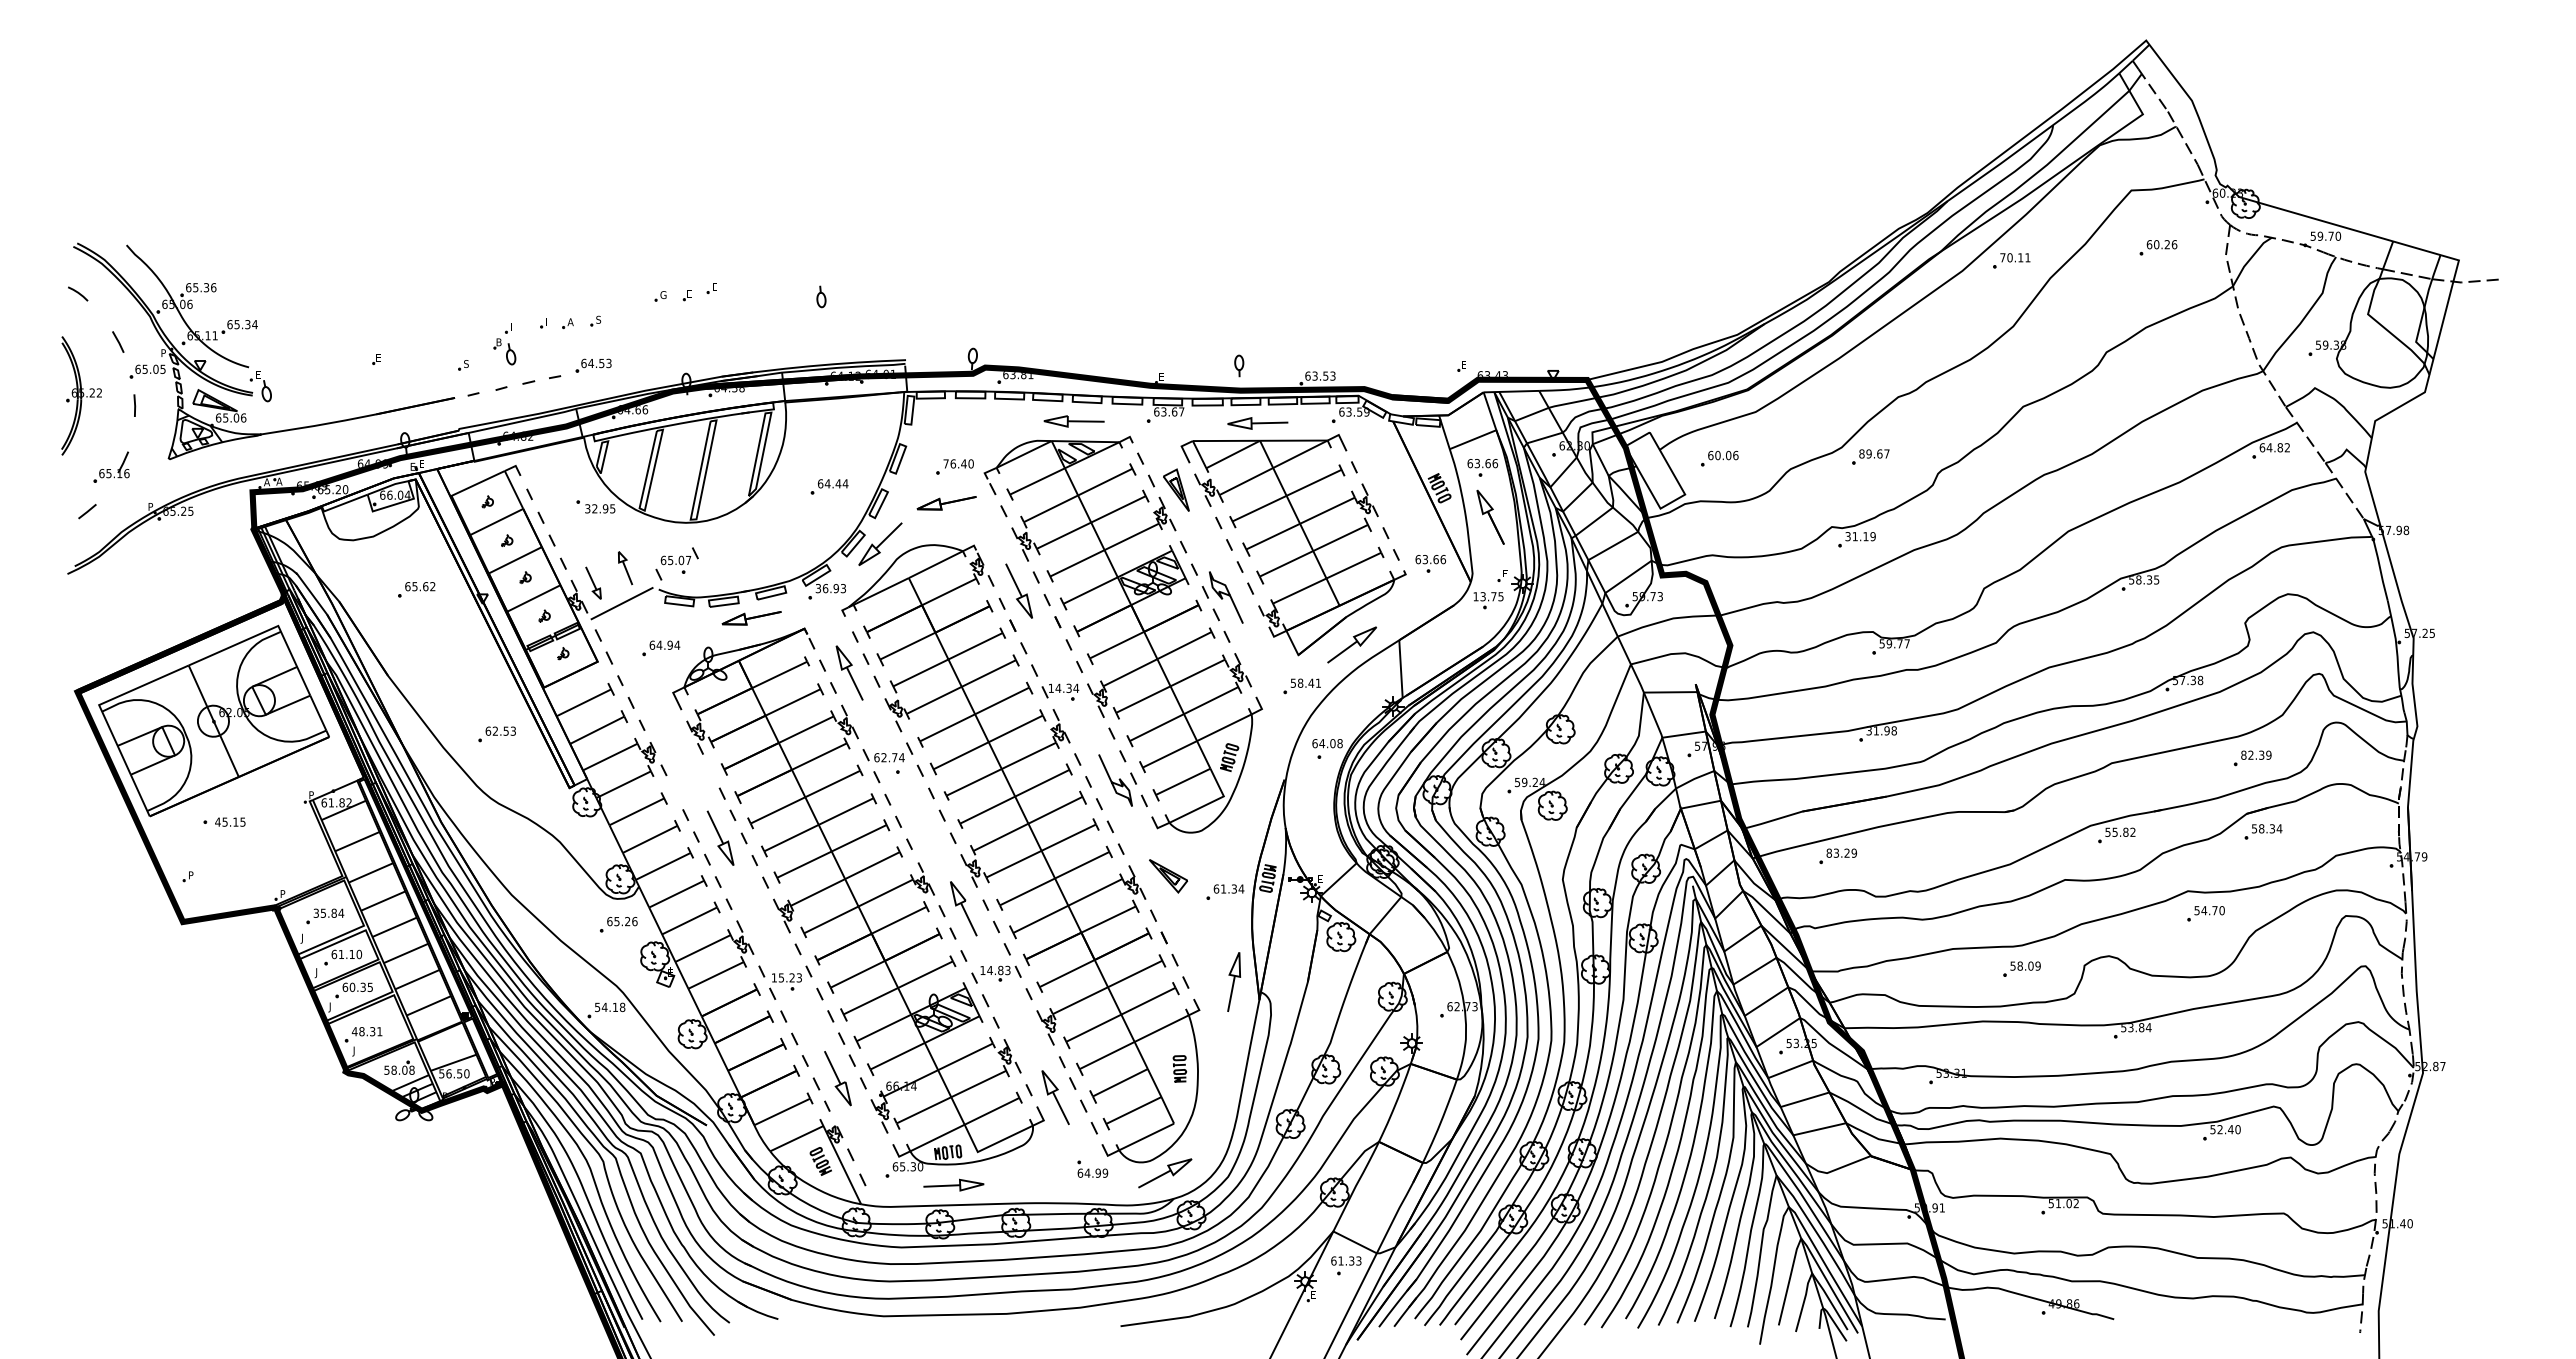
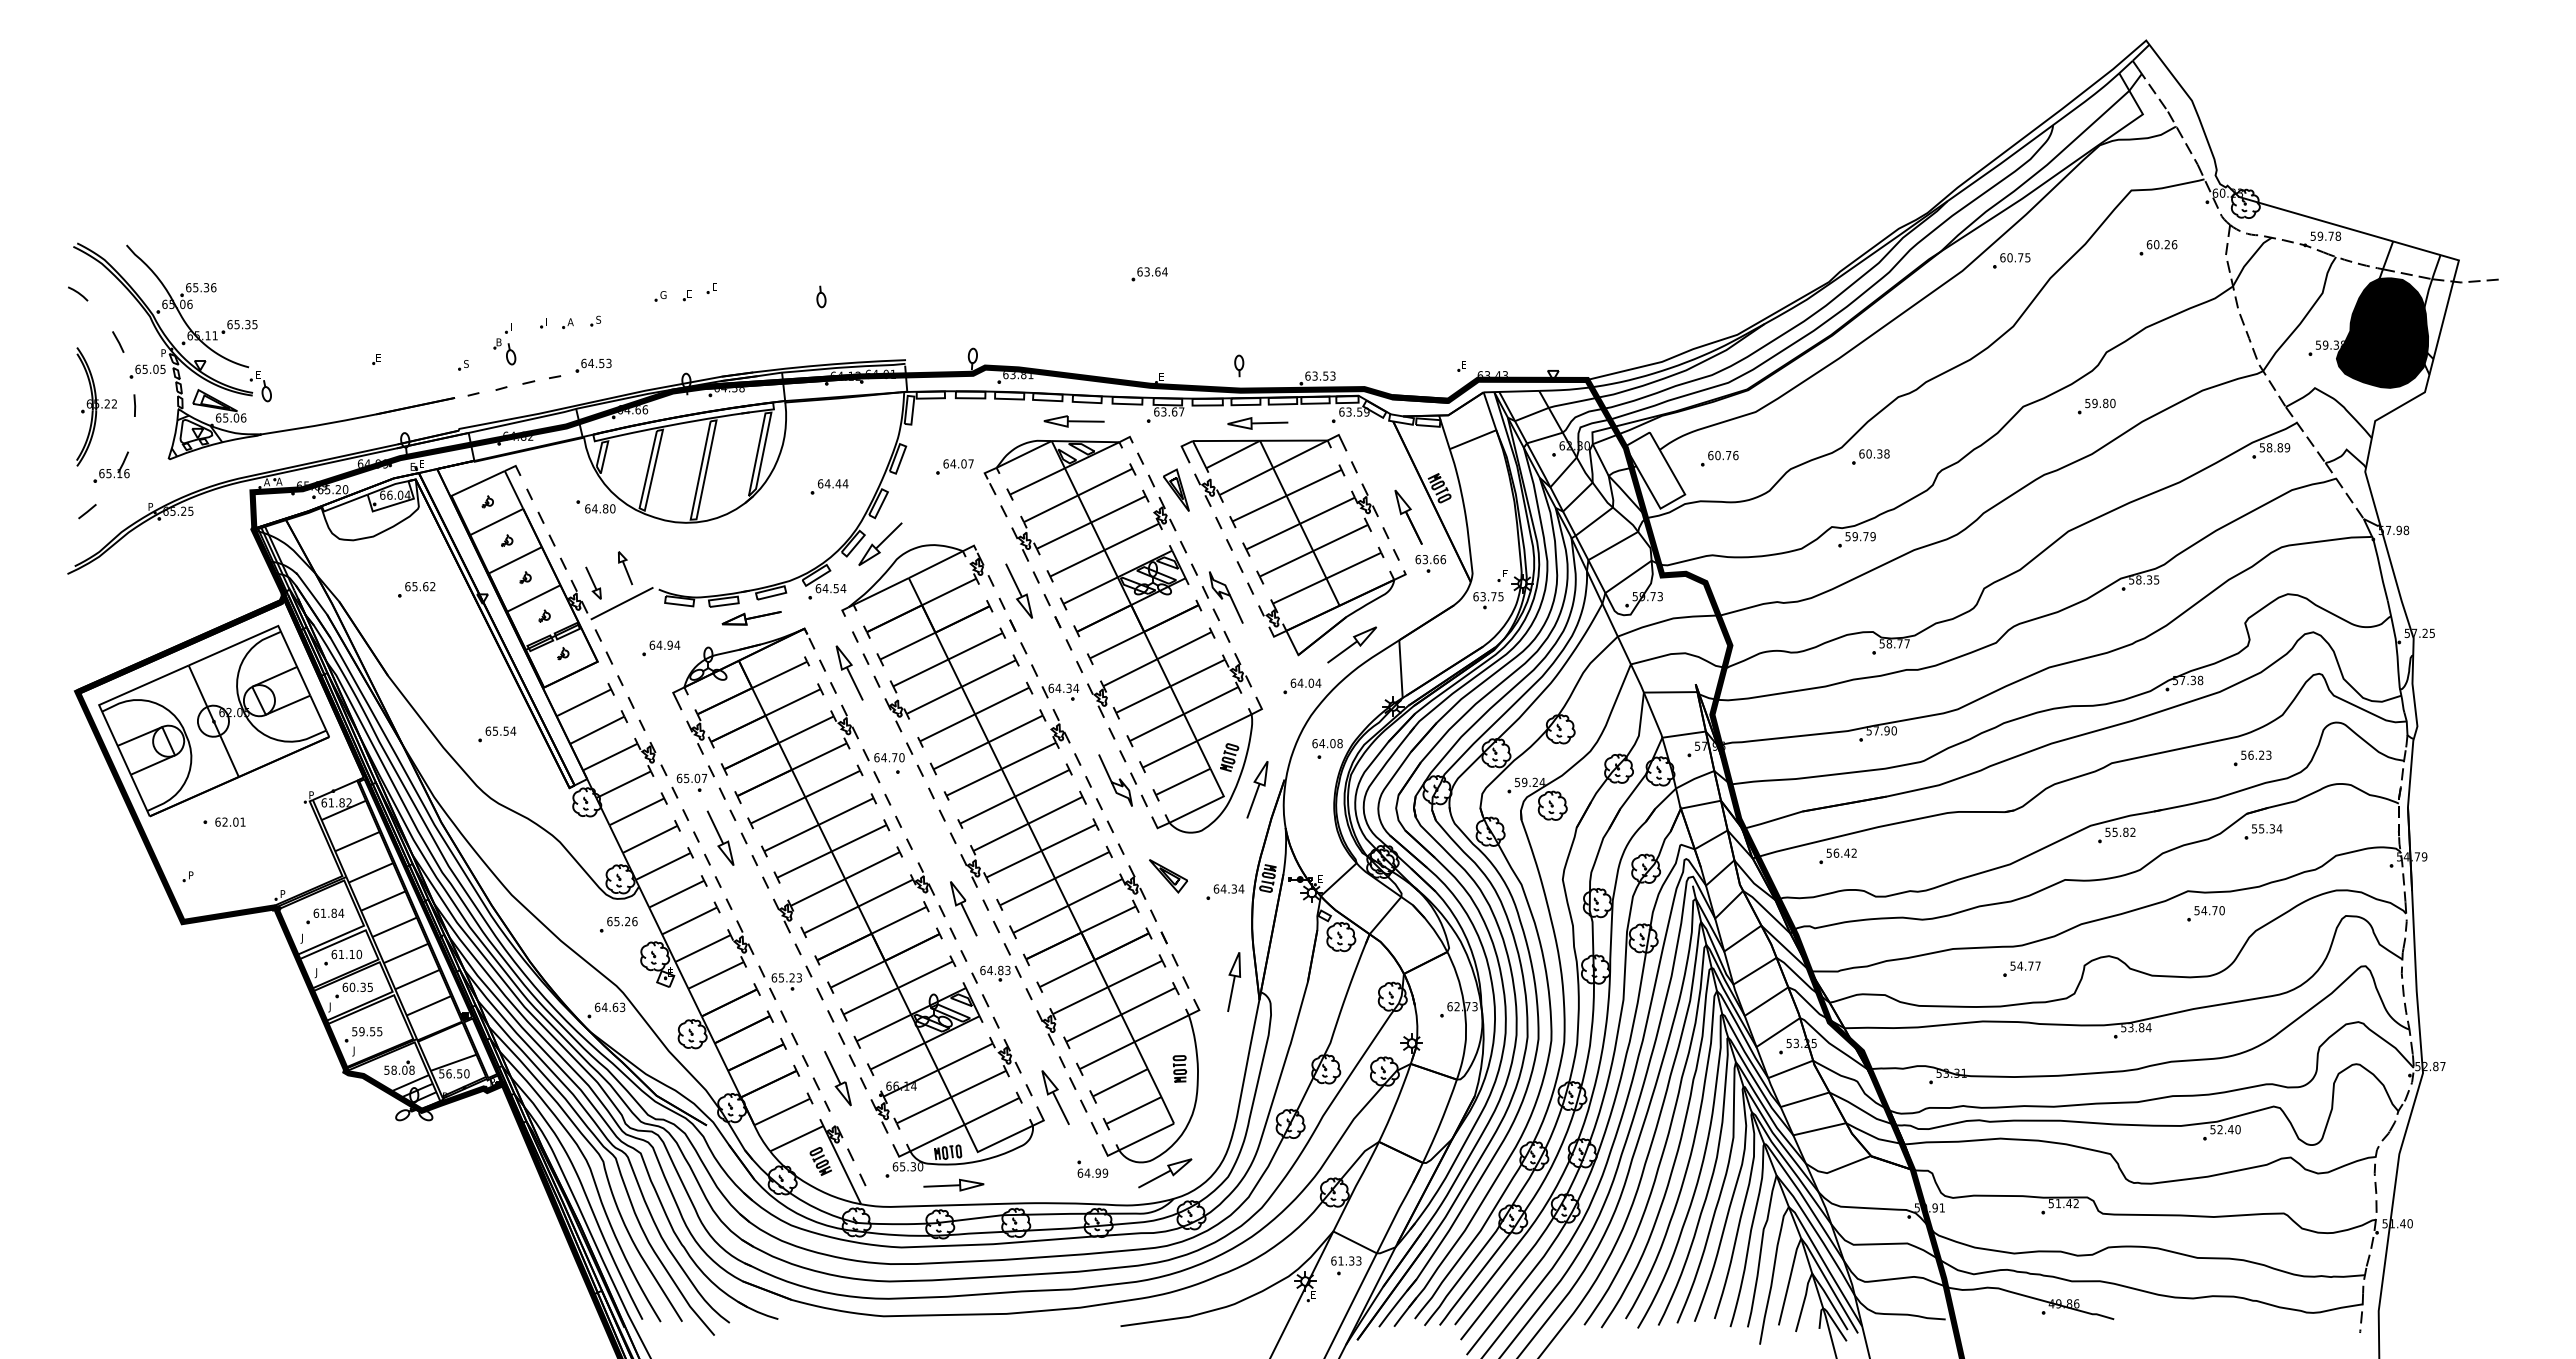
text: 59.70 -> 59.78 (2338, 236)
text: 70.11 -> 60.75 (2015, 257)
part: none -> present (1149, 274)
text: 65.34 -> 65.35 (254, 324)
fill: none -> present (2382, 332)
part position: (81, 395) -> (96, 406) (96, 406)
part: none -> present (2096, 406)
text: 64.82 -> 58.89 (2274, 447)
text: 89.67 -> 60.38 (1874, 453)
text: 60.06 -> 60.76 (1728, 455)
text: 76.40 -> 64.07 (958, 463)
part: present -> none (1482, 467)
part: present -> none (946, 503)
text: 32.95 -> 64.80 (600, 508)
part position: (1490, 516) -> (1408, 516) (1408, 516)
text: 31.19 -> 59.79 (1856, 536)
part position: (676, 563) -> (692, 781) (692, 781)
text: 36.93 -> 64.54 (830, 588)
text: 13.75 -> 63.75 (1475, 596)
text: 59.77 -> 58.77 (1889, 644)
text: 58.41 -> 64.04 (1305, 682)
text: 14.34 -> 64.34 (1051, 687)
text: 62.53 -> 65.54 (504, 730)
text: 31.98 -> 57.90 (1881, 730)
text: 82.39 -> 56.23 (2256, 754)
text: 62.74 -> 64.70 (892, 757)
part: none -> present (1257, 789)
text: 45.15 -> 62.01 (230, 821)
text: 58.34 -> 55.34 (2261, 828)
text: 83.29 -> 56.42 (1841, 852)
text: 61.34 -> 64.34 (1223, 888)
text: 35.84 -> 61.84 (319, 912)
text: 58.09 -> 54.77 (2028, 965)
text: 14.83 -> 64.83 (982, 969)
text: 15.23 -> 65.23 (774, 977)
text: 54.18 -> 64.63 (609, 1007)
text: 48.31 -> 59.55 (366, 1031)
text: 51.02 -> 51.42 (2069, 1203)
